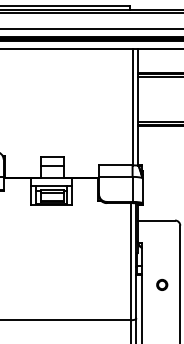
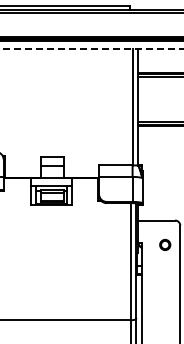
line: present -> none (91, 28)
line: solid -> dashed (92, 49)
part position: (162, 284) -> (165, 244) (165, 244)
